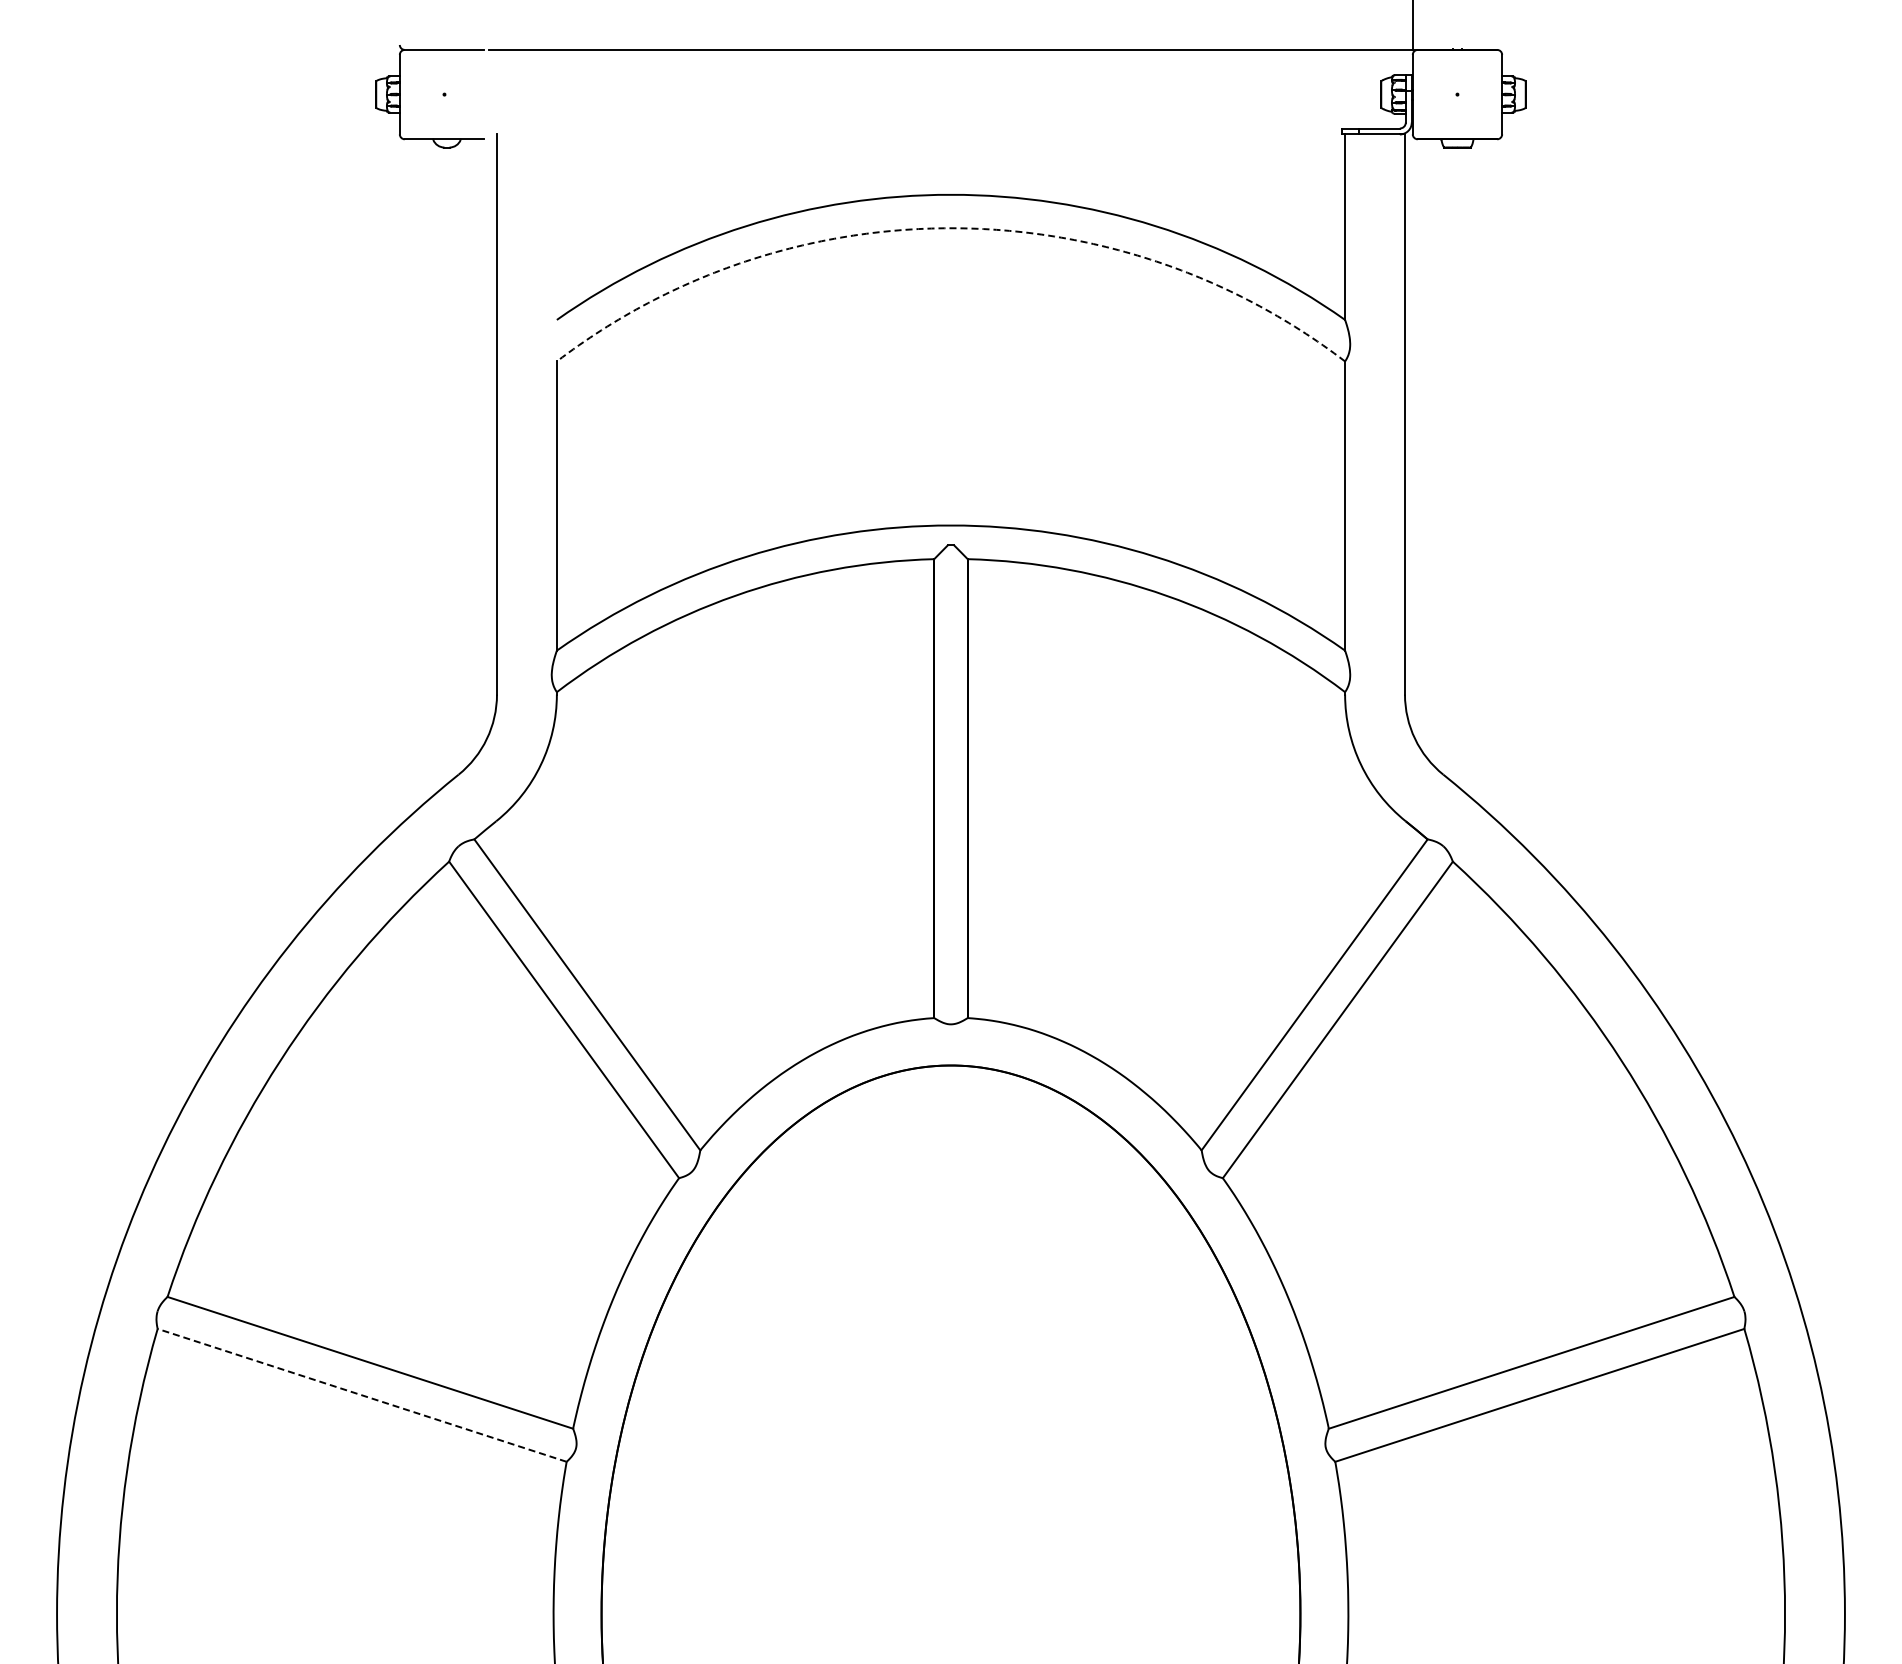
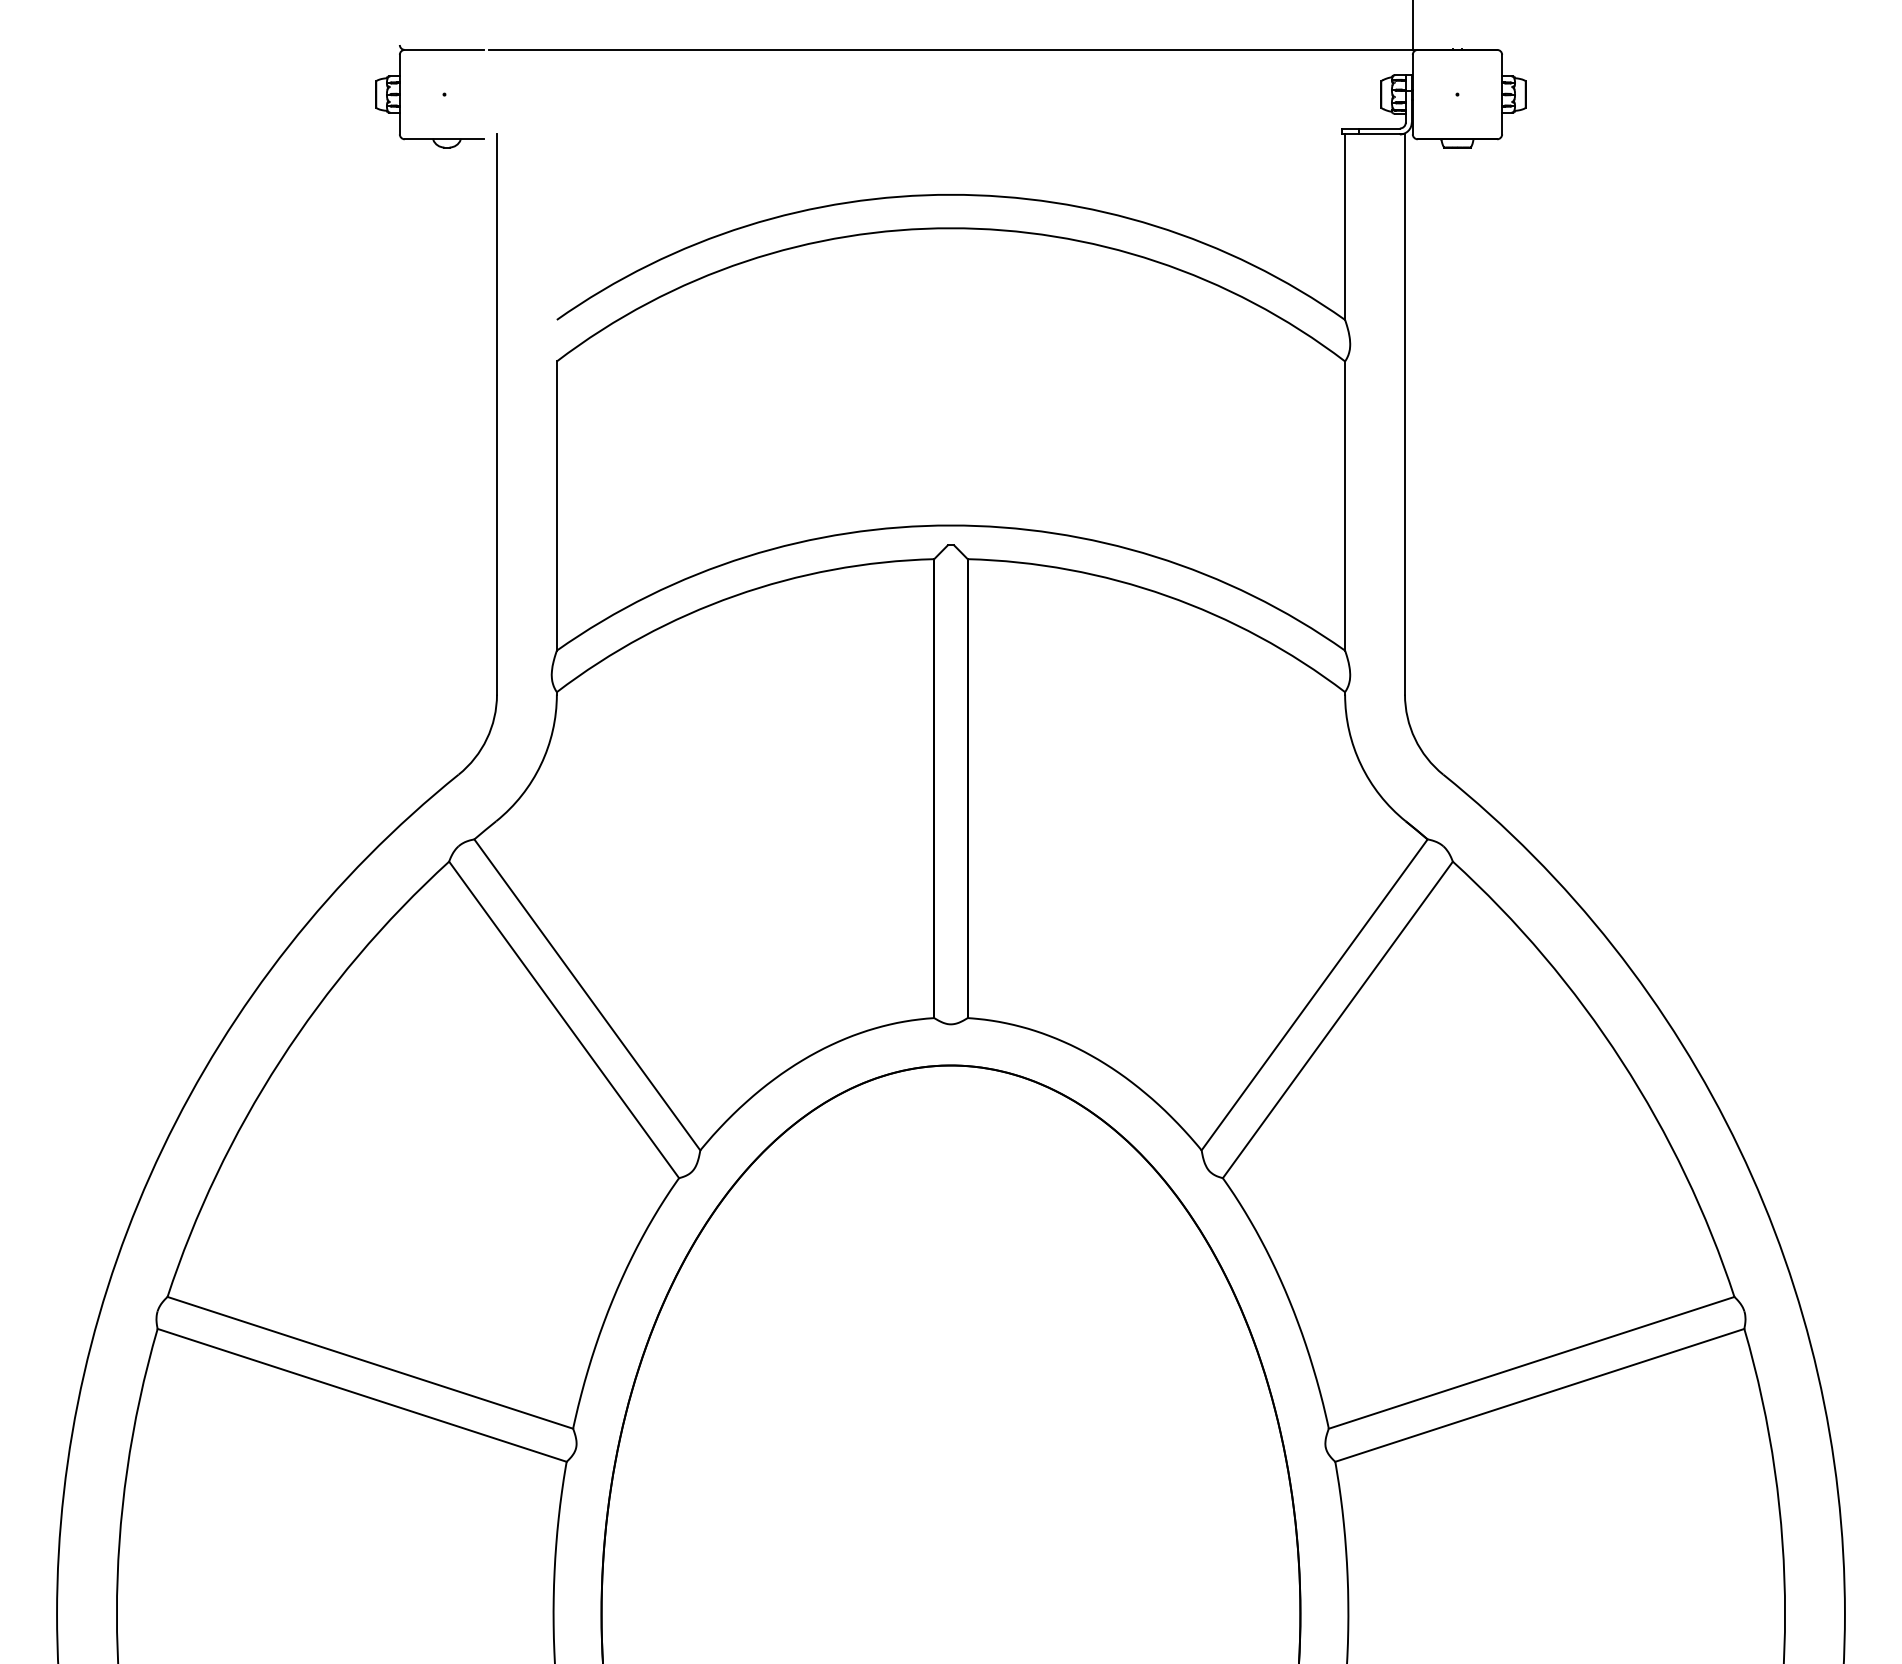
arc: dashed -> solid (951, 228)
line: dashed -> solid (361, 1395)
